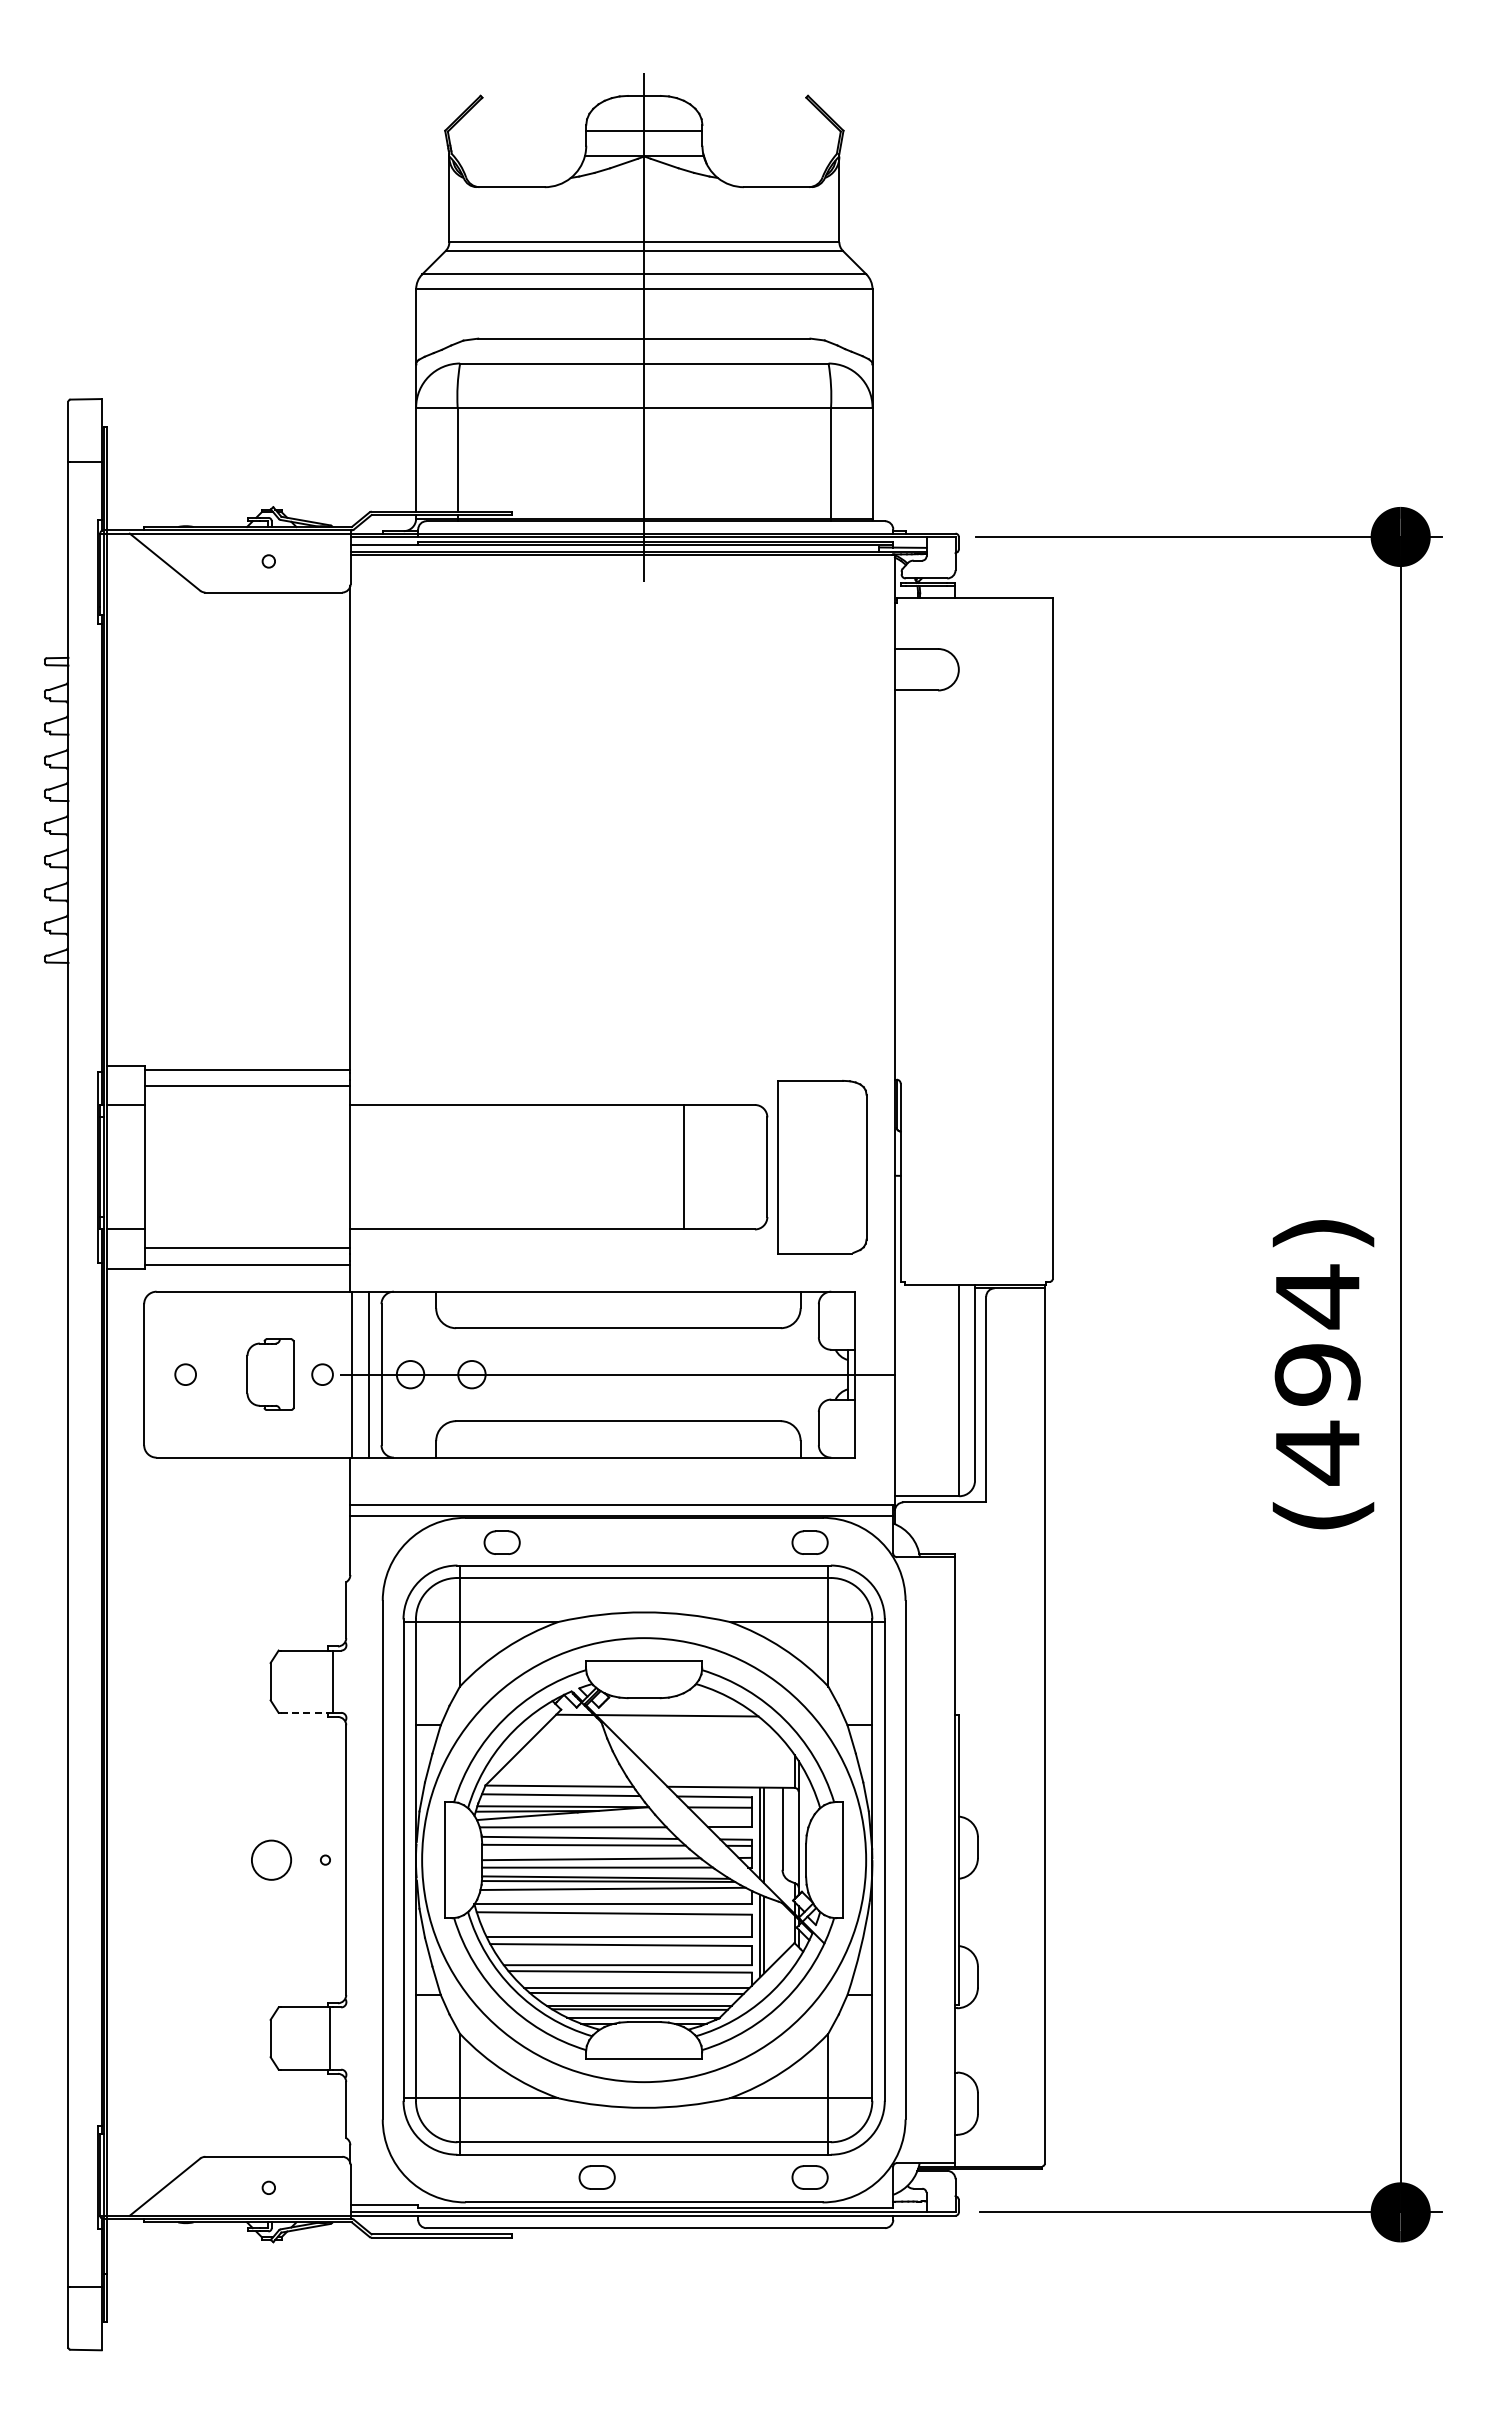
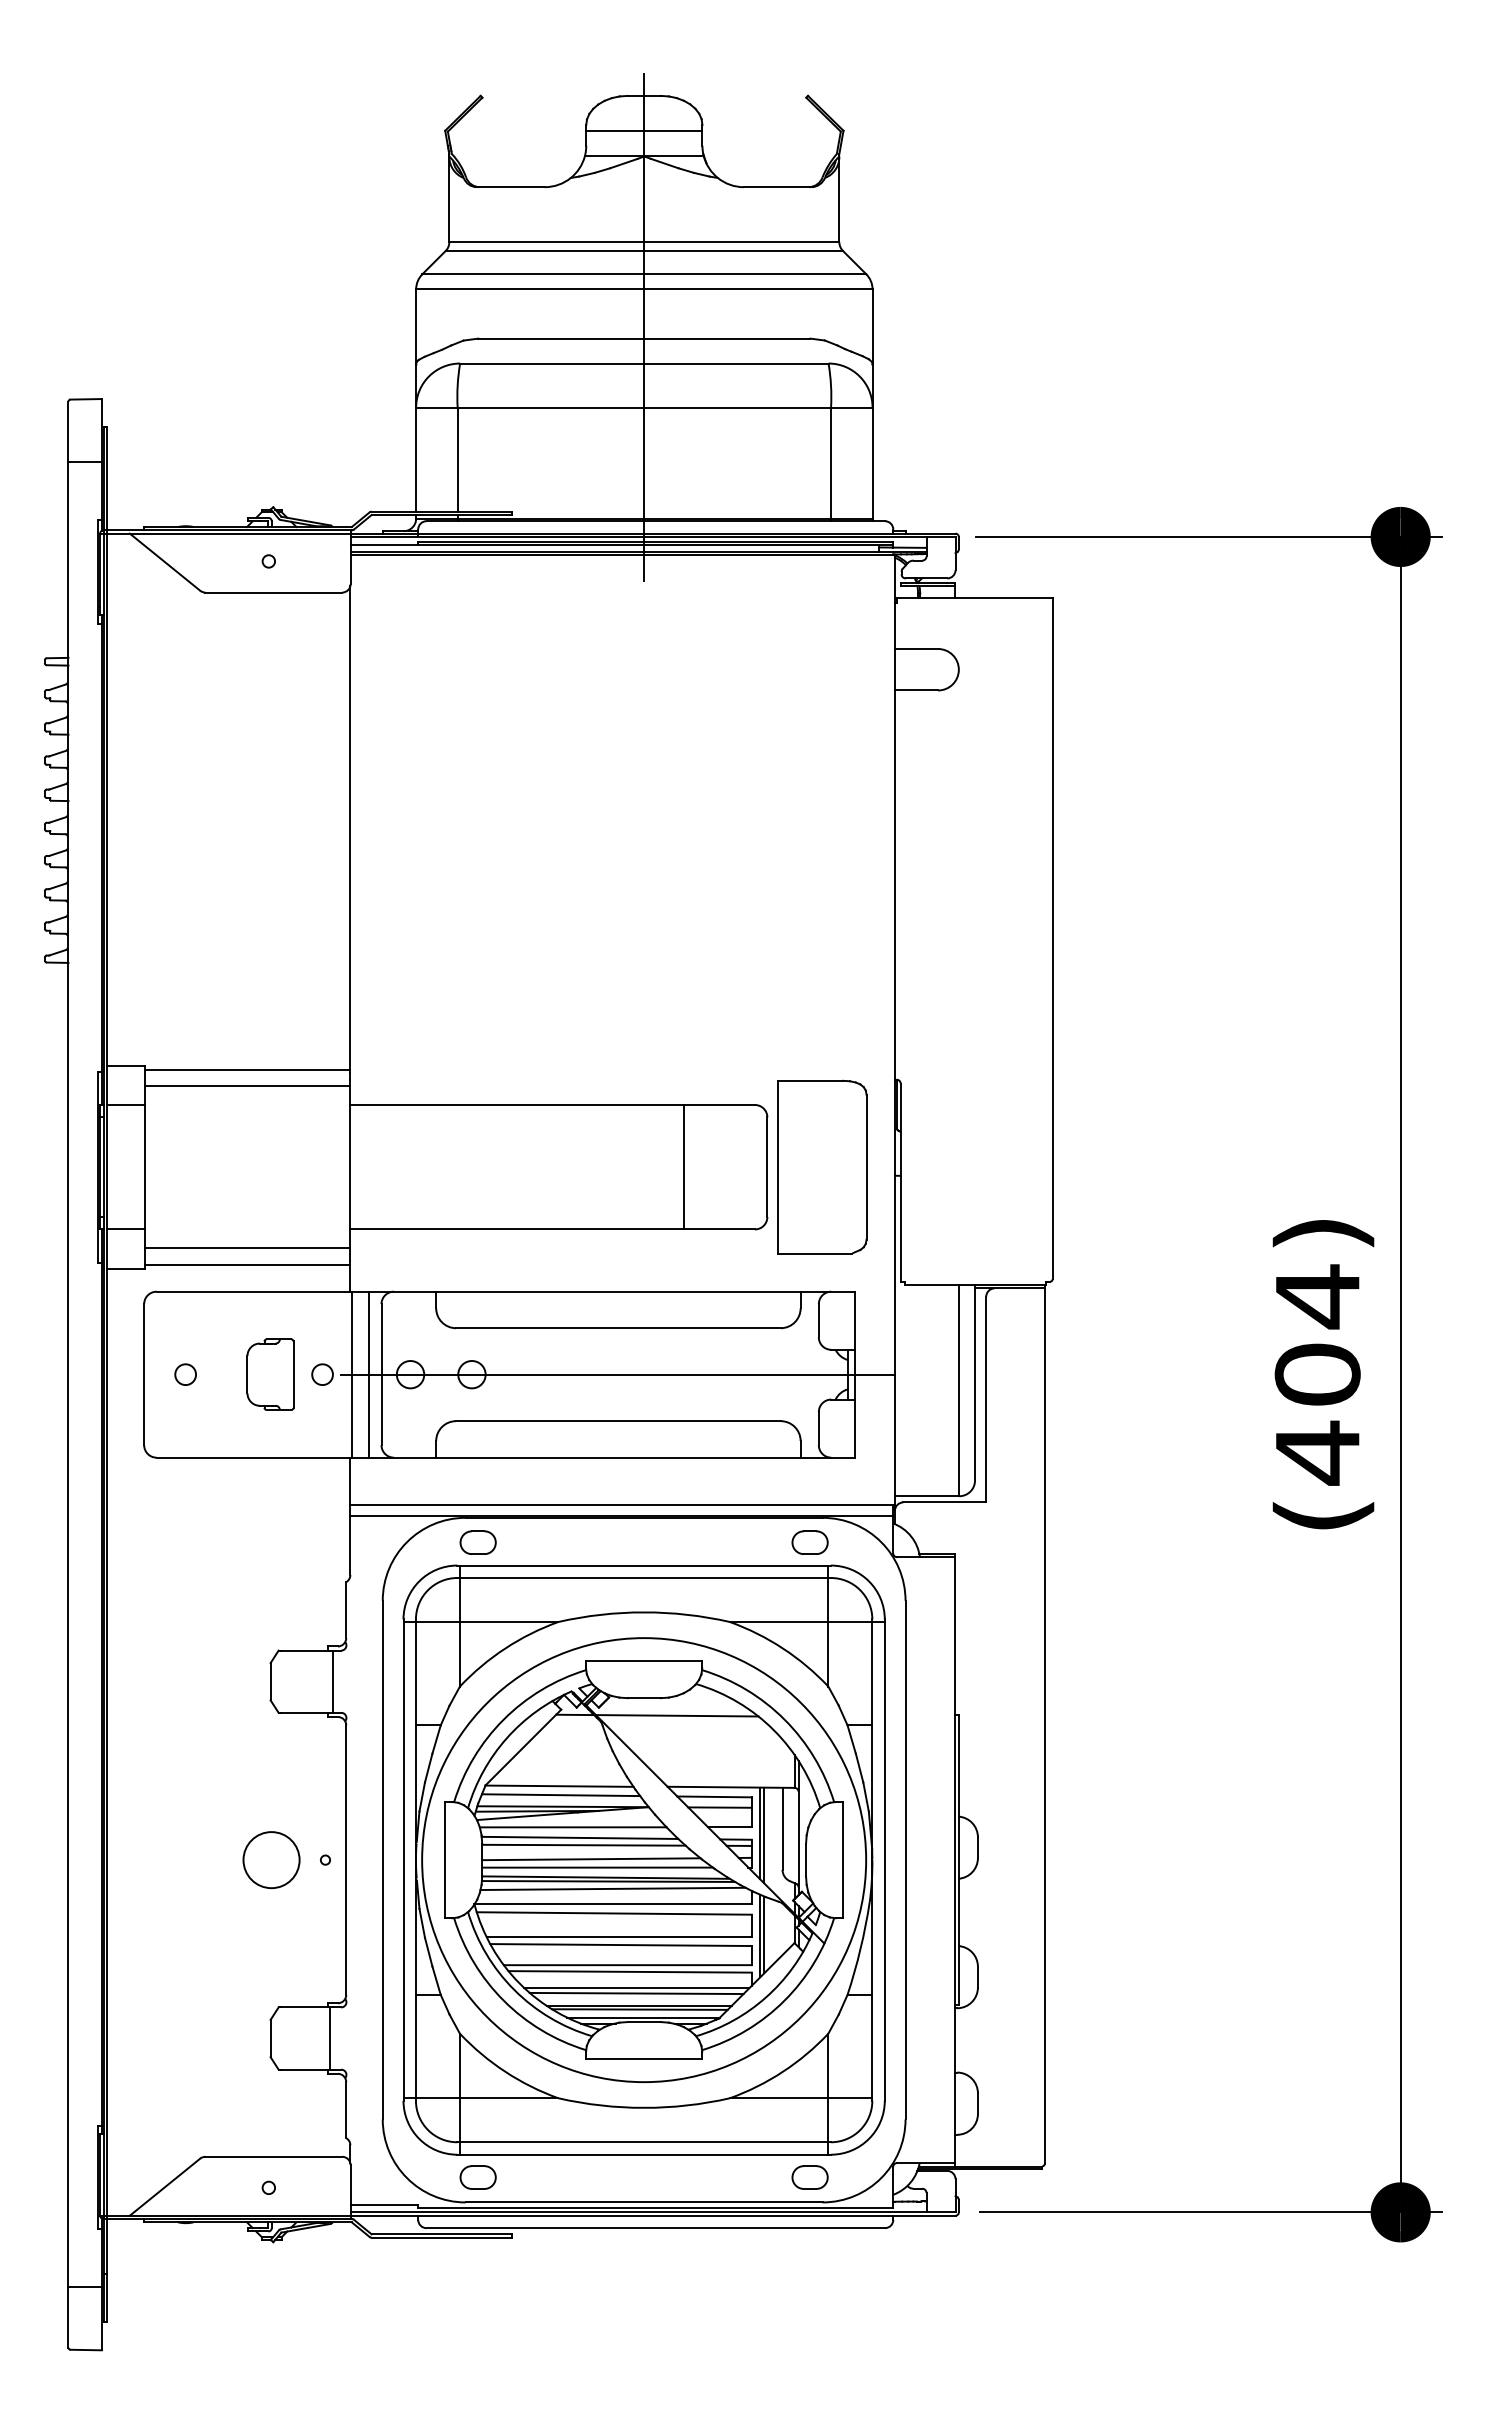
text: (494) -> (404) (1317, 1374)
part position: (501, 1542) -> (477, 1542) (477, 1542)
line: dashed -> solid (305, 1712)
circle size: 41x42 px -> 59x59 px (271, 1860)
part position: (596, 2177) -> (477, 2177) (477, 2177)
